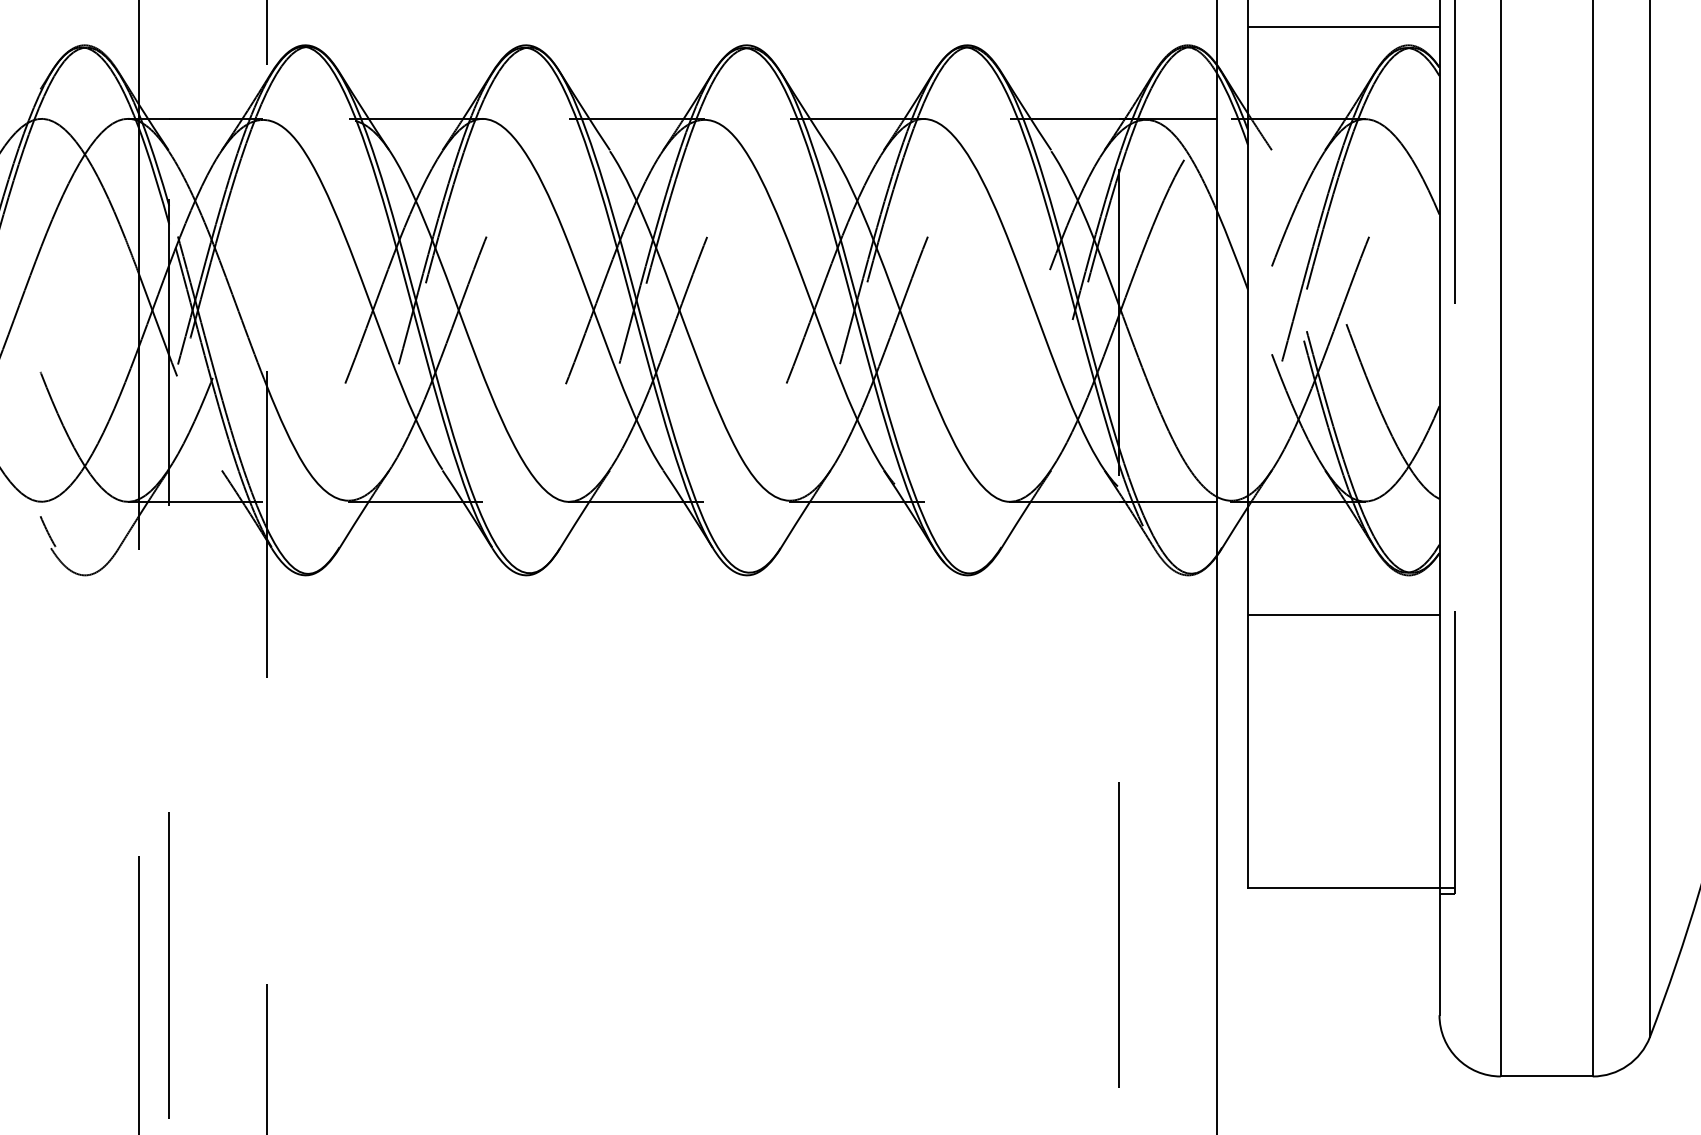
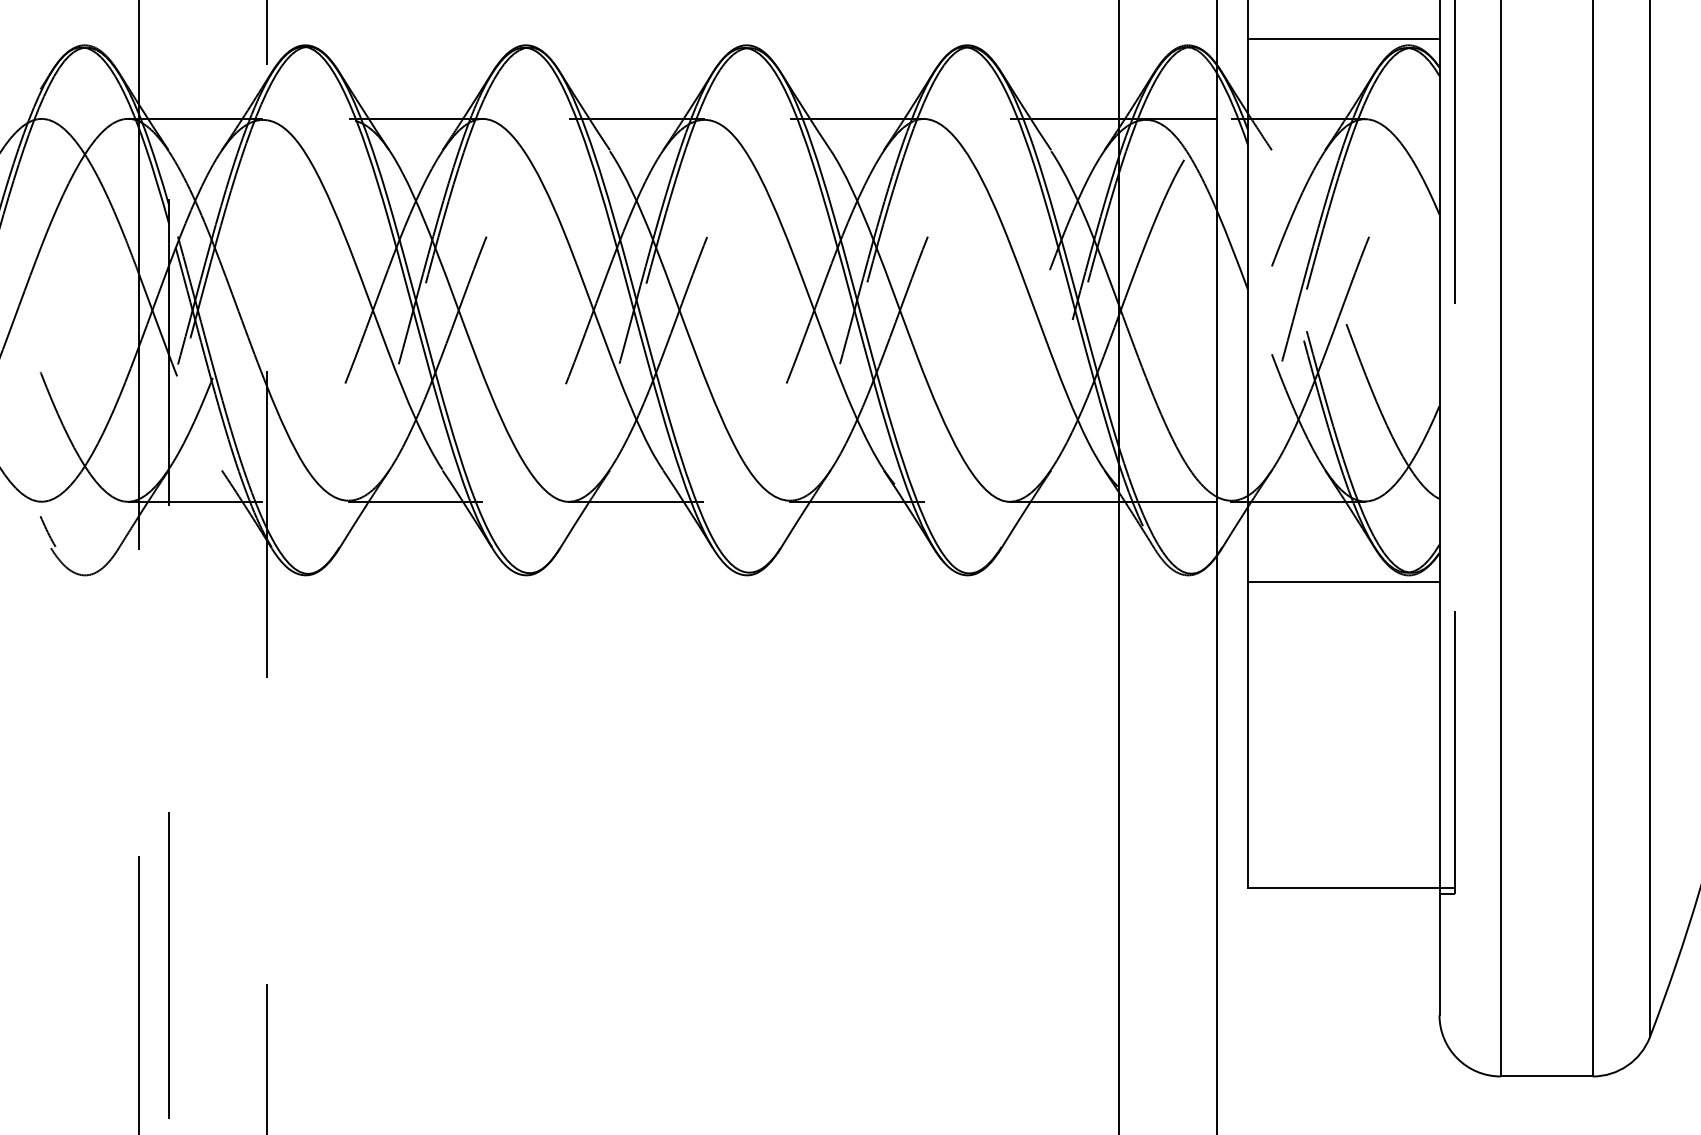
line position: (1343, 27) -> (1343, 39) (1343, 39)
line: dashed -> solid (1119, 567)
line position: (1343, 614) -> (1343, 581) (1343, 581)
